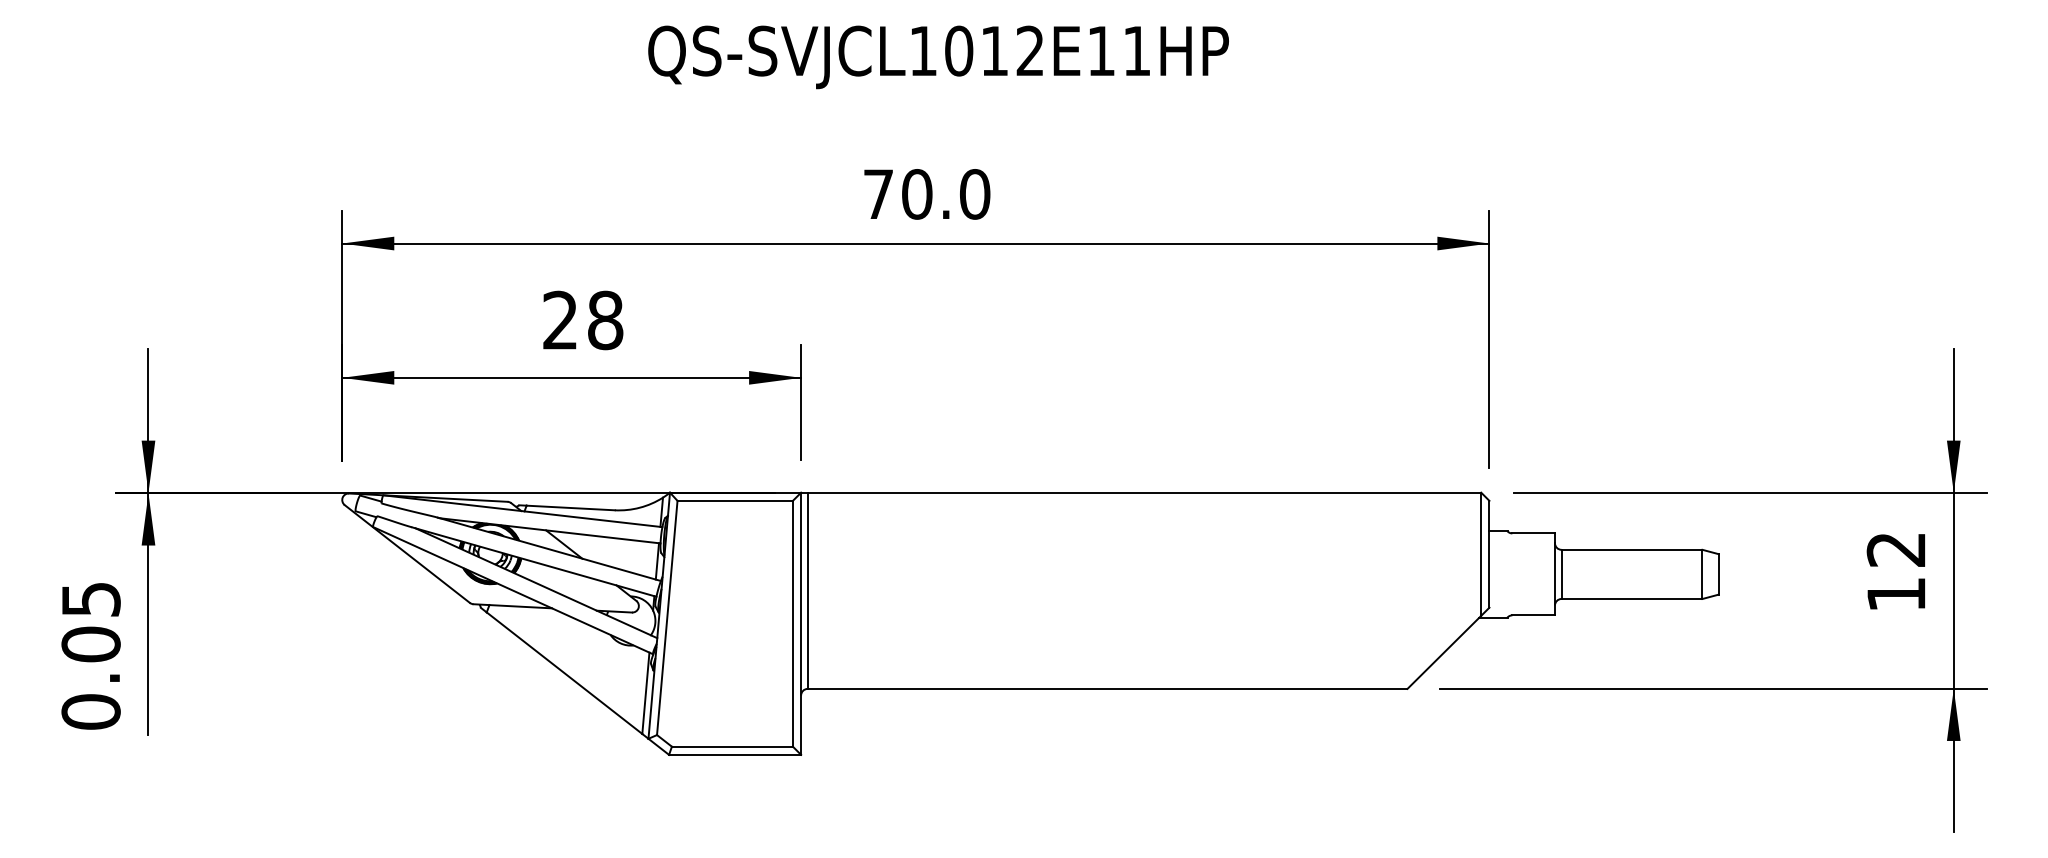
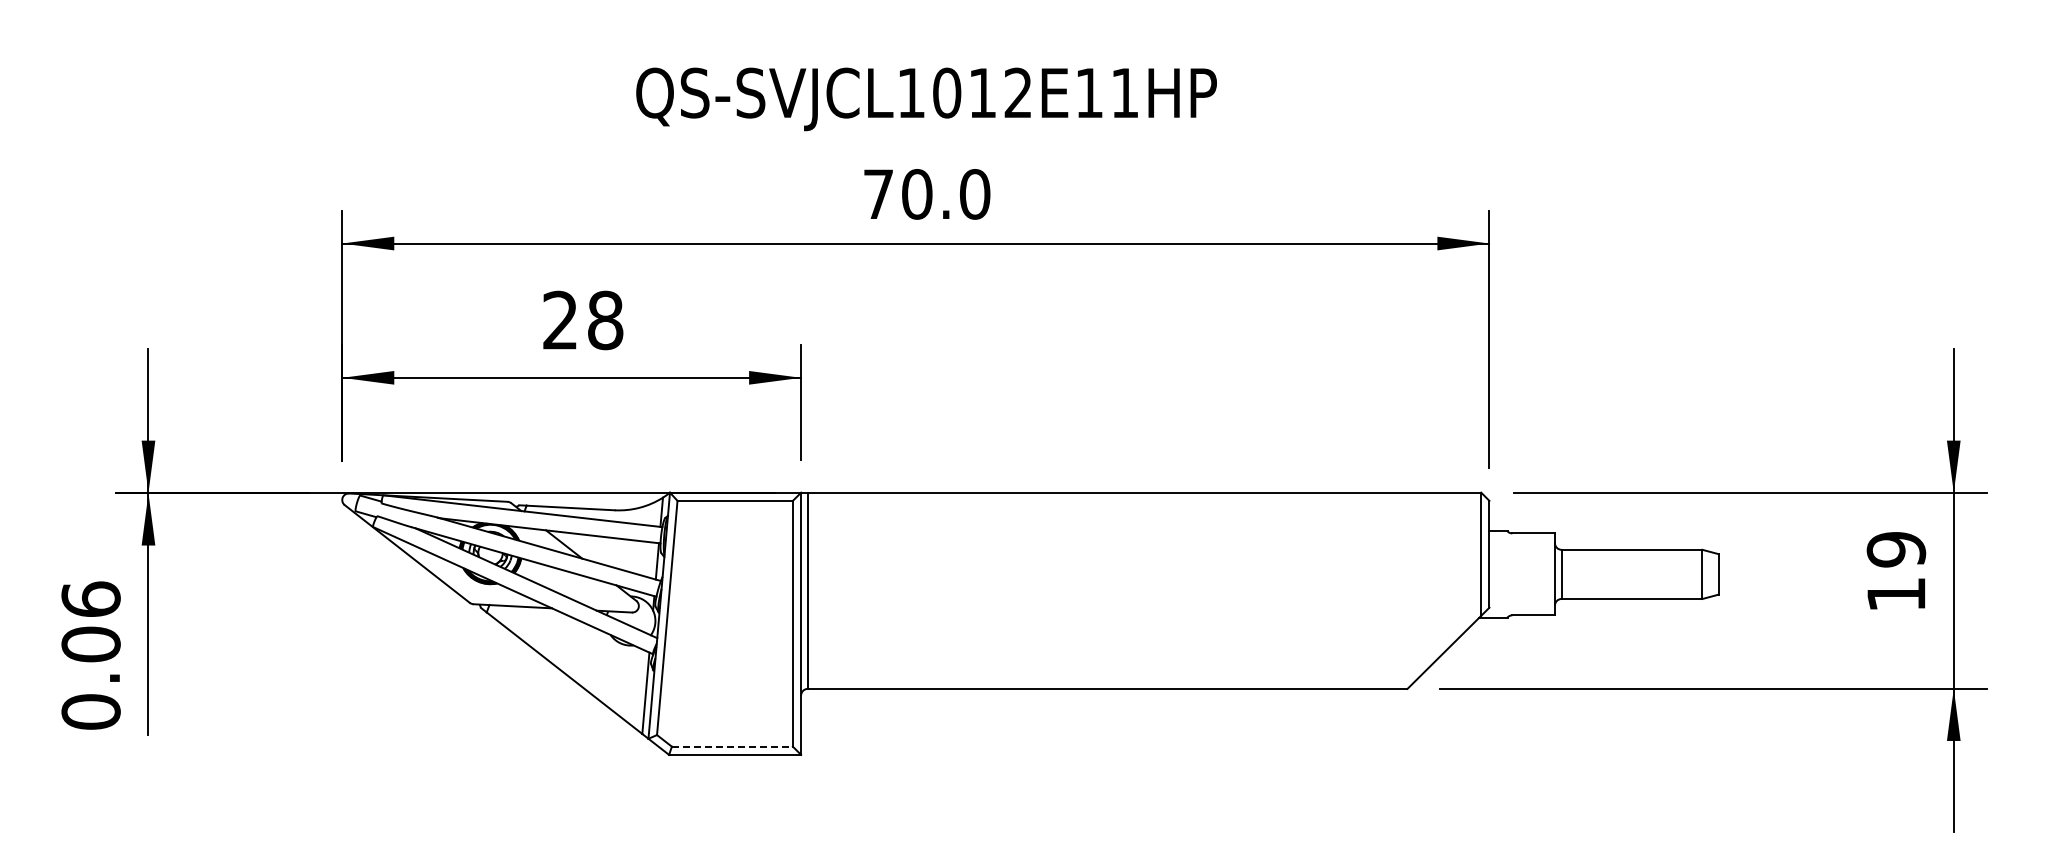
text position: (938, 57) -> (926, 99) (926, 99)
text: 12 -> 19 (1896, 549)
text: 0.05 -> 0.06 (90, 598)
line: solid -> dashed (732, 746)
